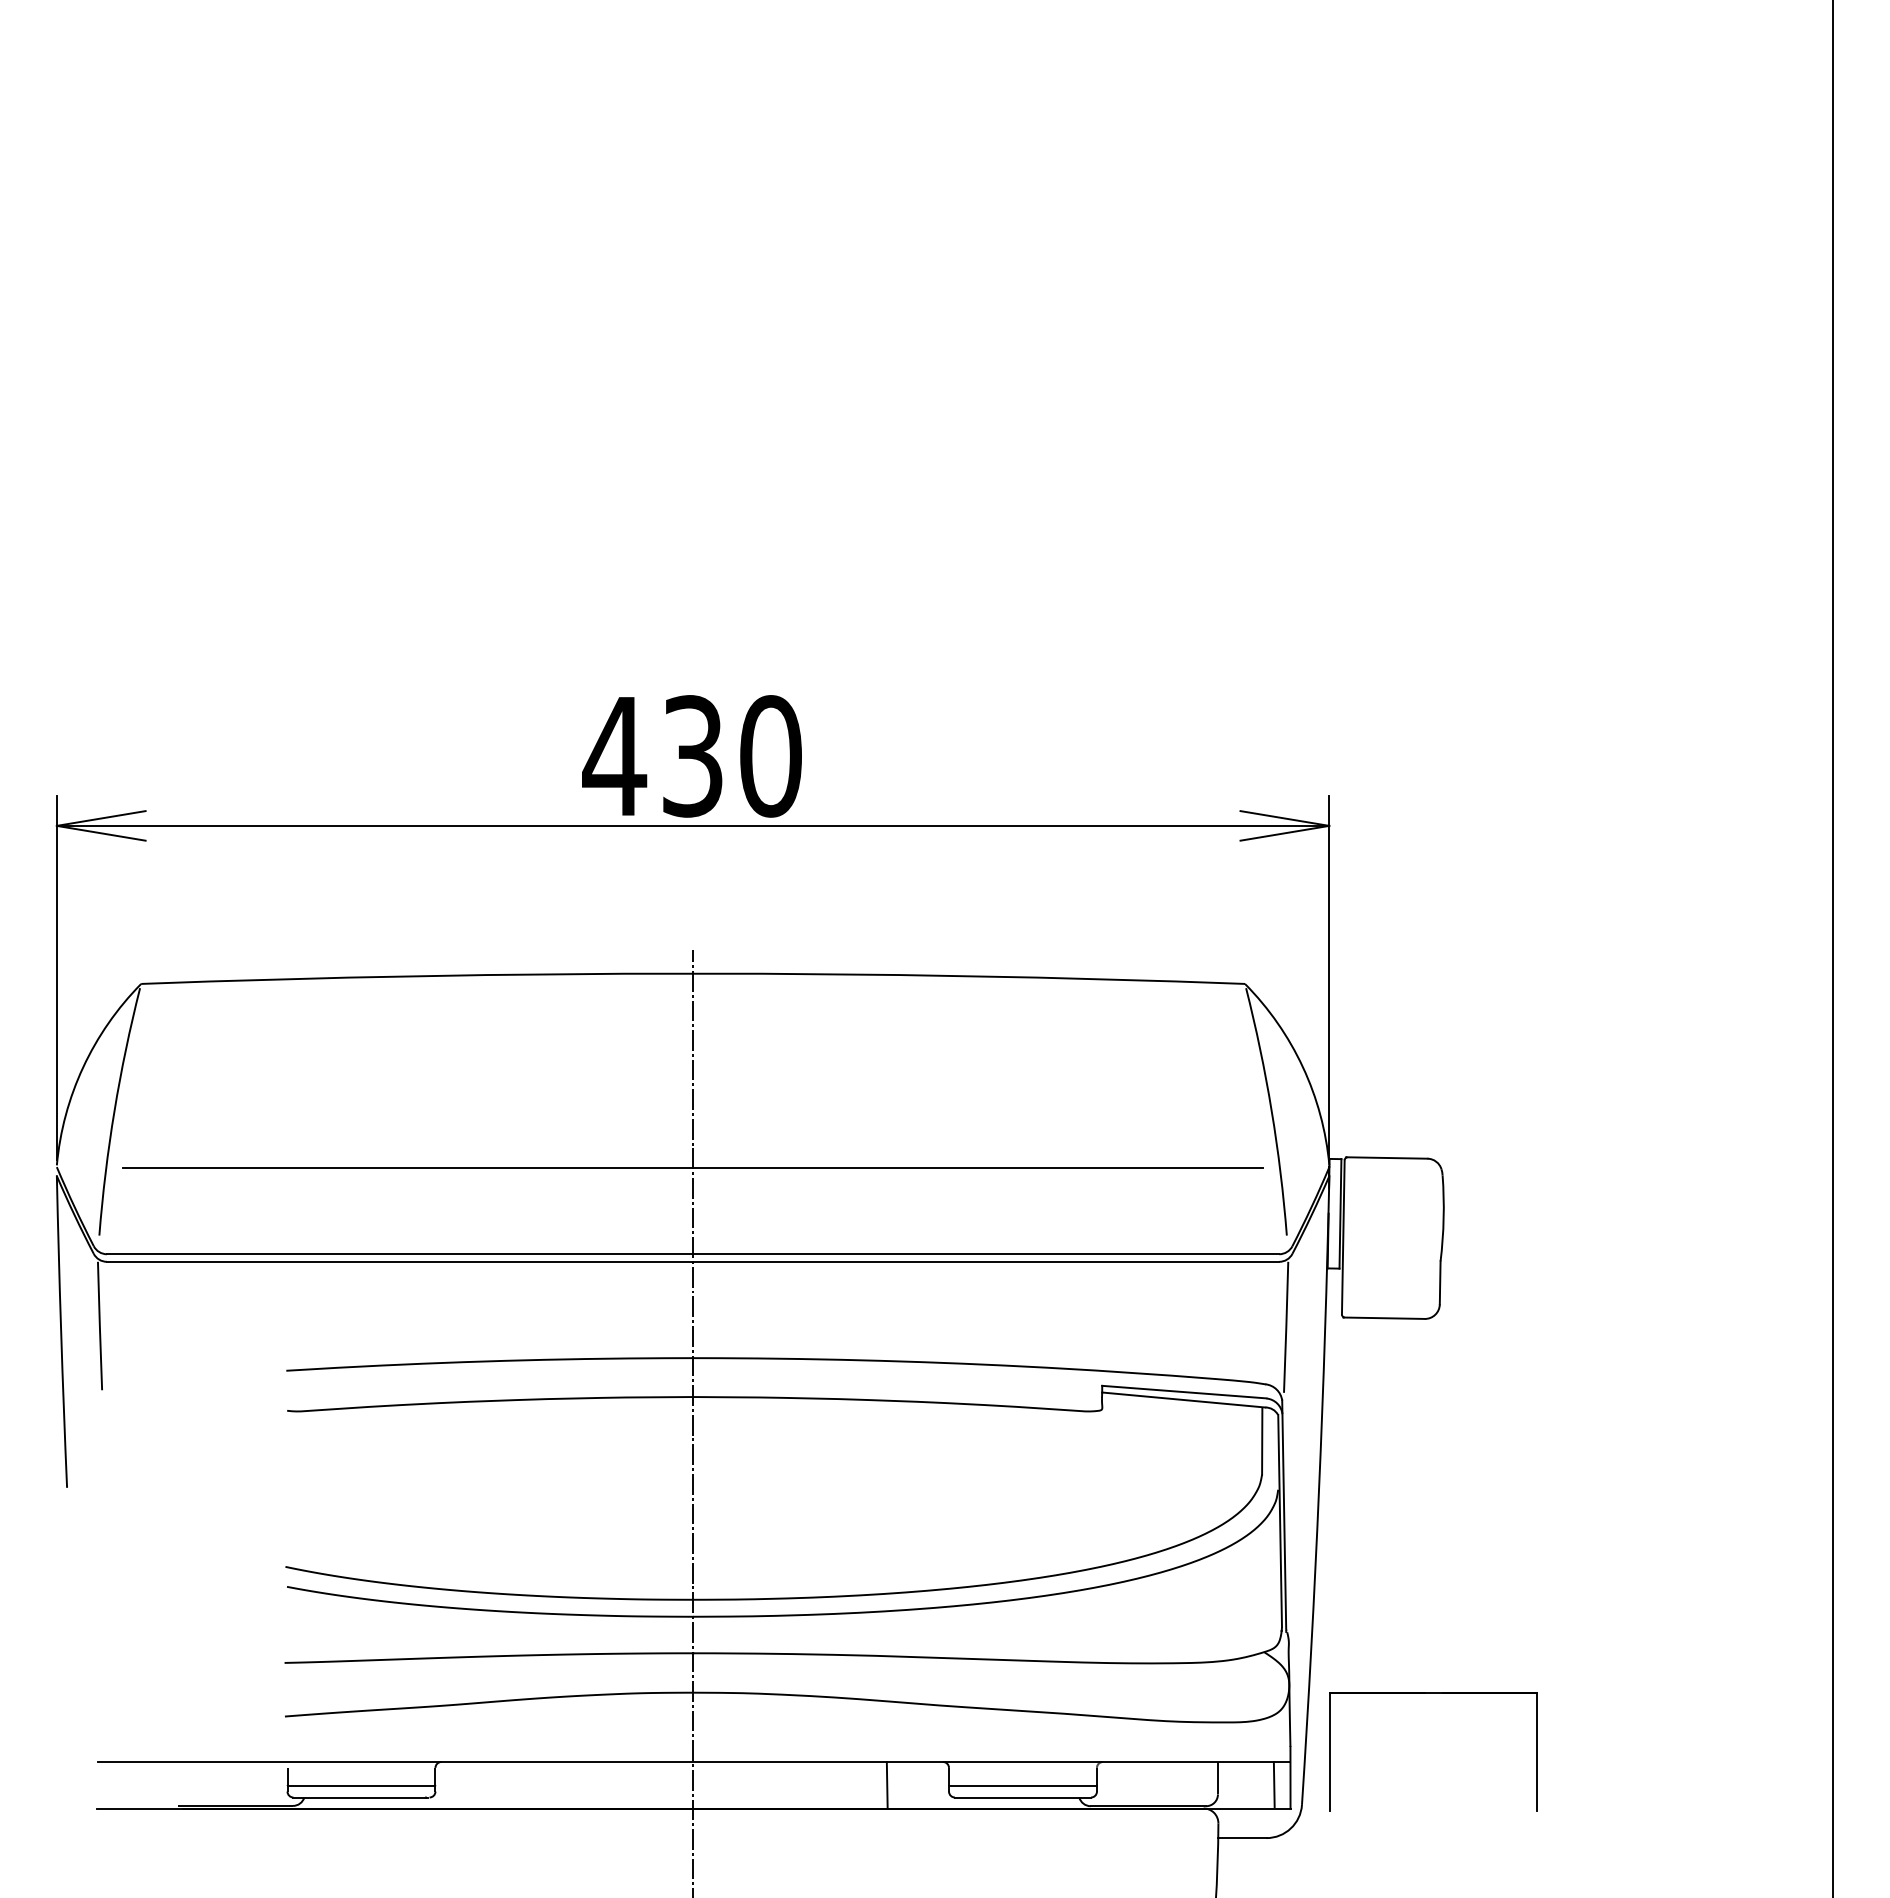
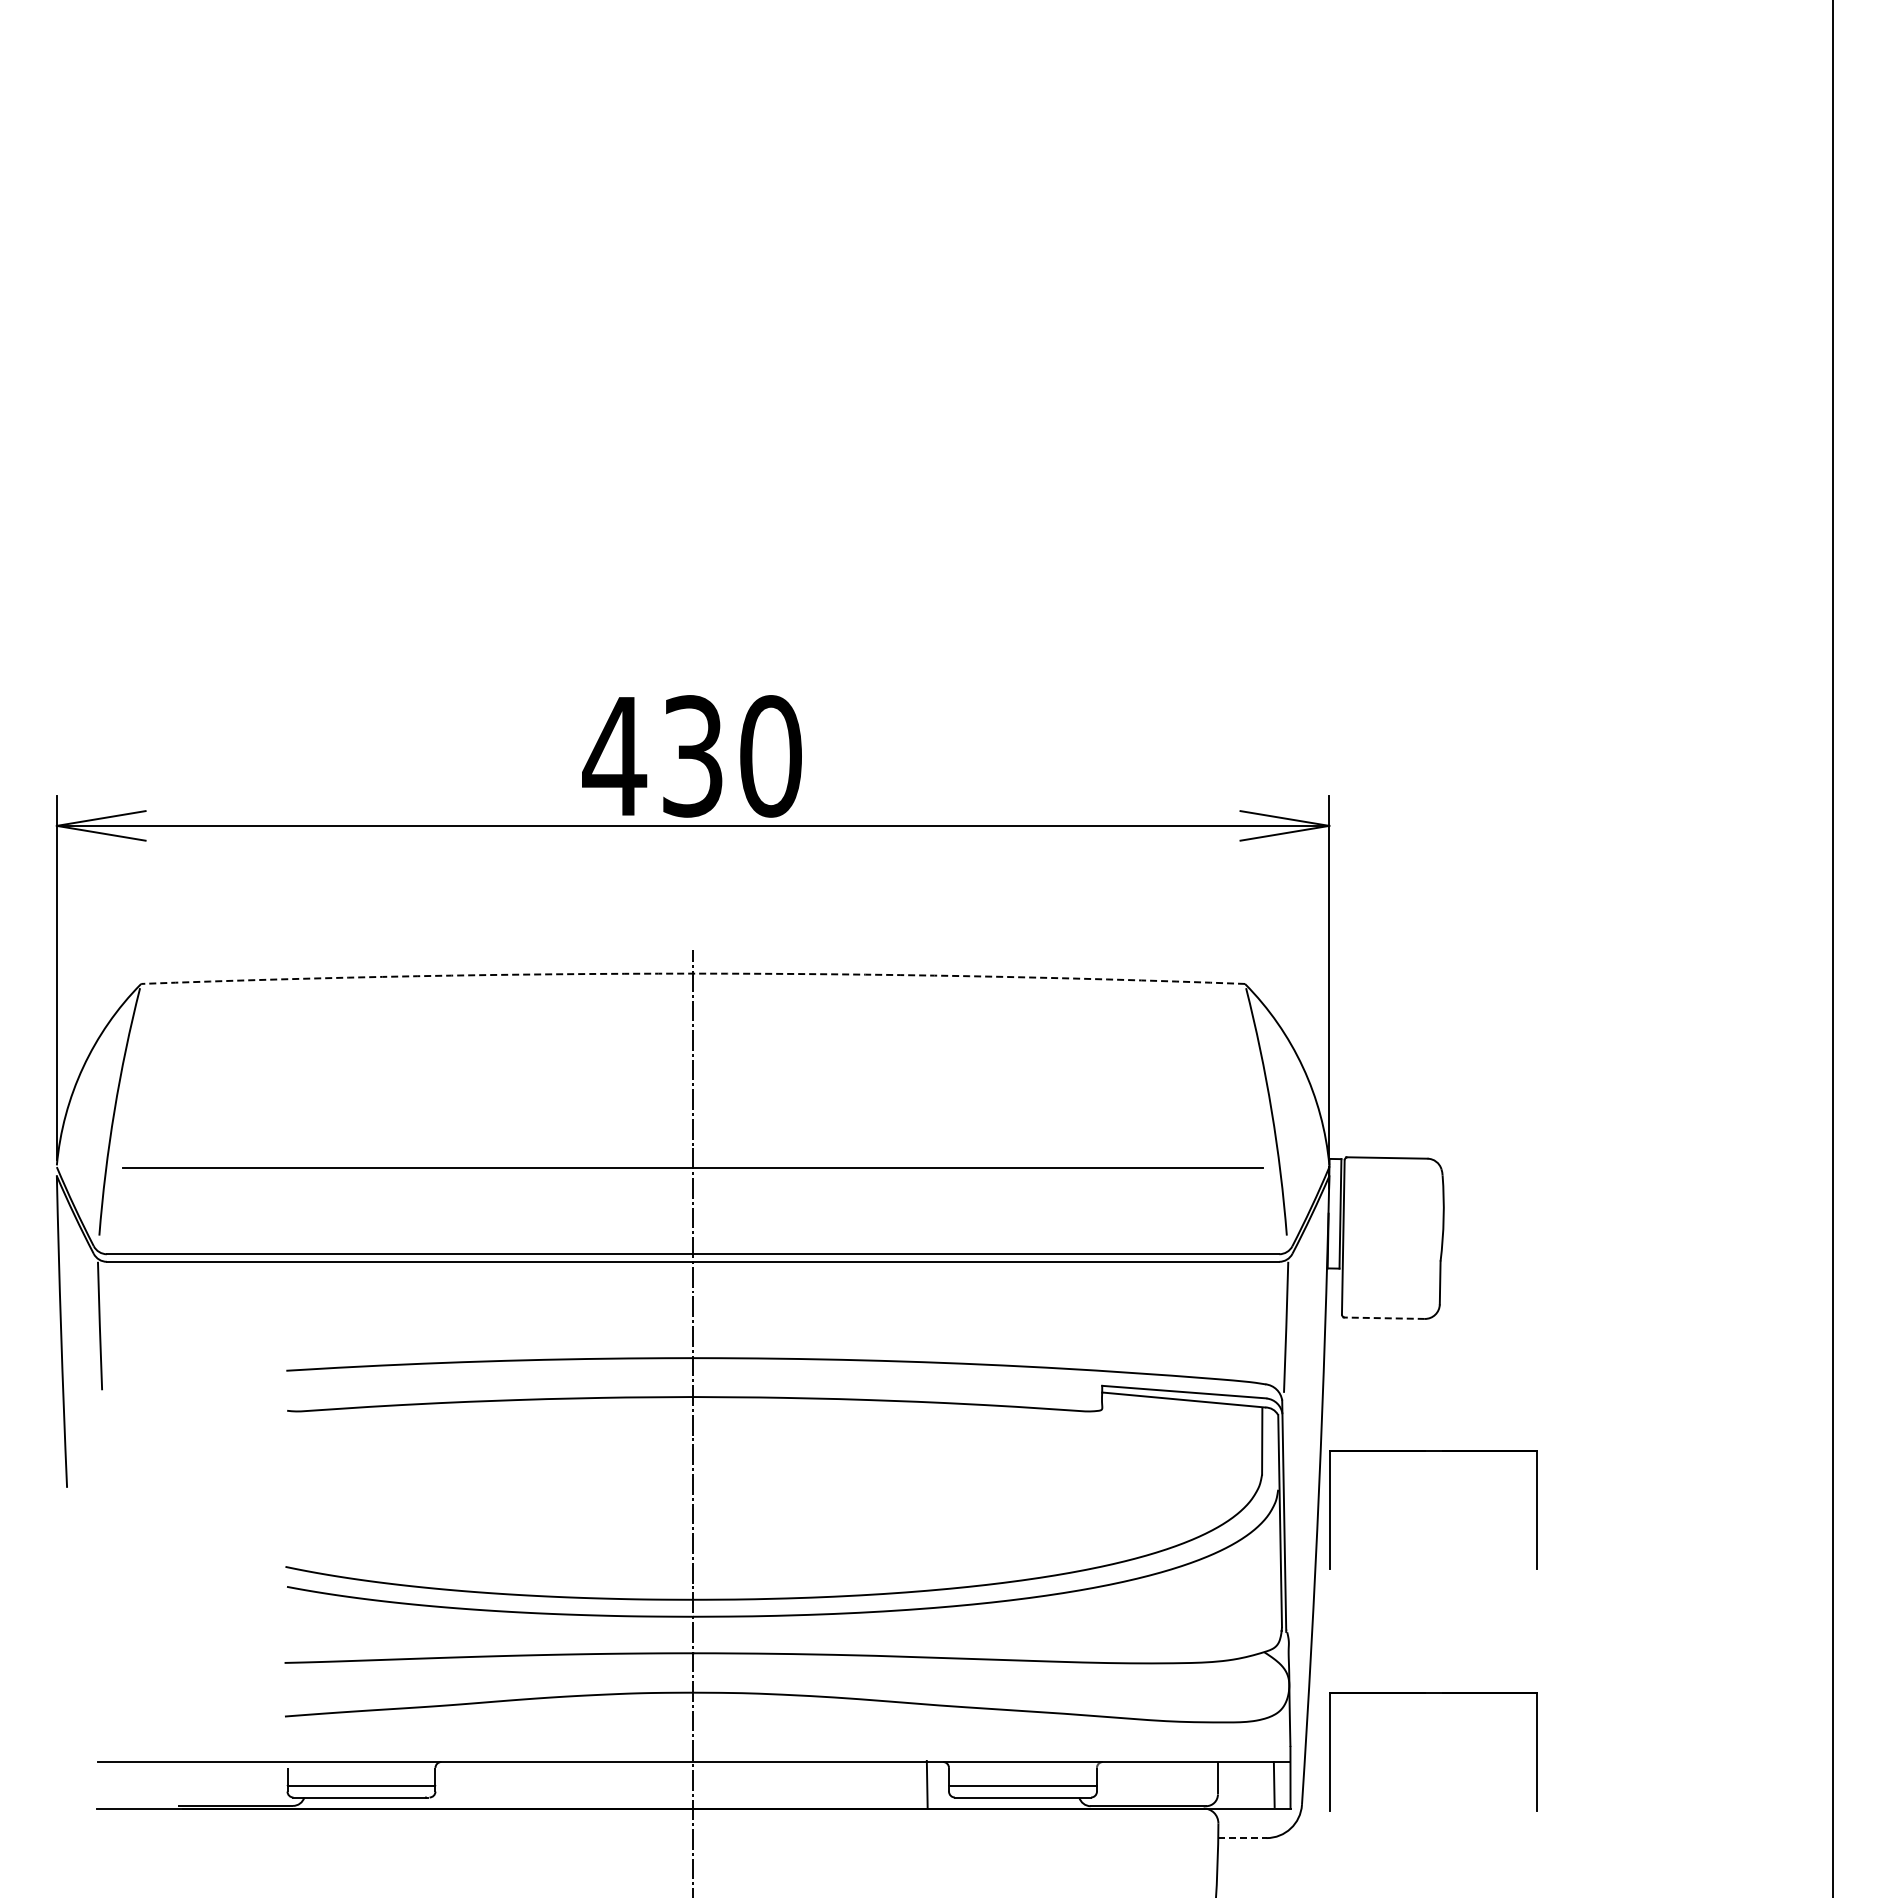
arc: solid -> dashed (693, 973)
line: solid -> dashed (1384, 1318)
part: none -> present (1433, 1451)
line position: (886, 1784) -> (926, 1783) (926, 1783)
line: solid -> dashed (1242, 1838)
